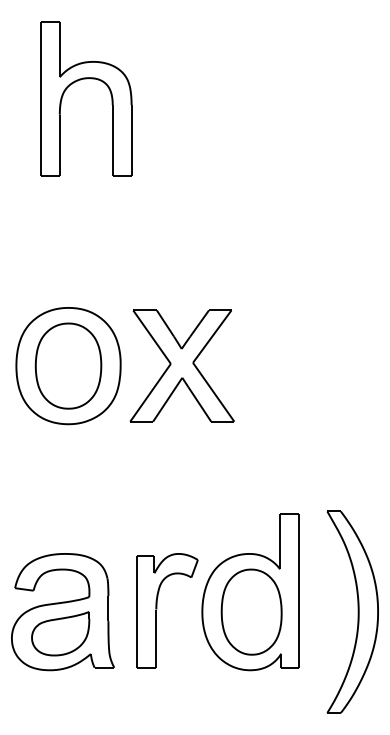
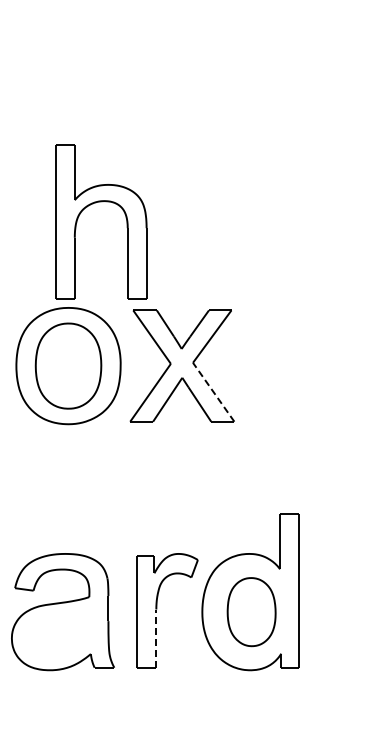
part position: (78, 81) -> (93, 204) (93, 204)
line: solid -> dashed (213, 391)
part size: 63x88 px -> 51x71 px (251, 612)
part: present -> none (352, 611)
part: present -> none (60, 633)
line: solid -> dashed (156, 638)
